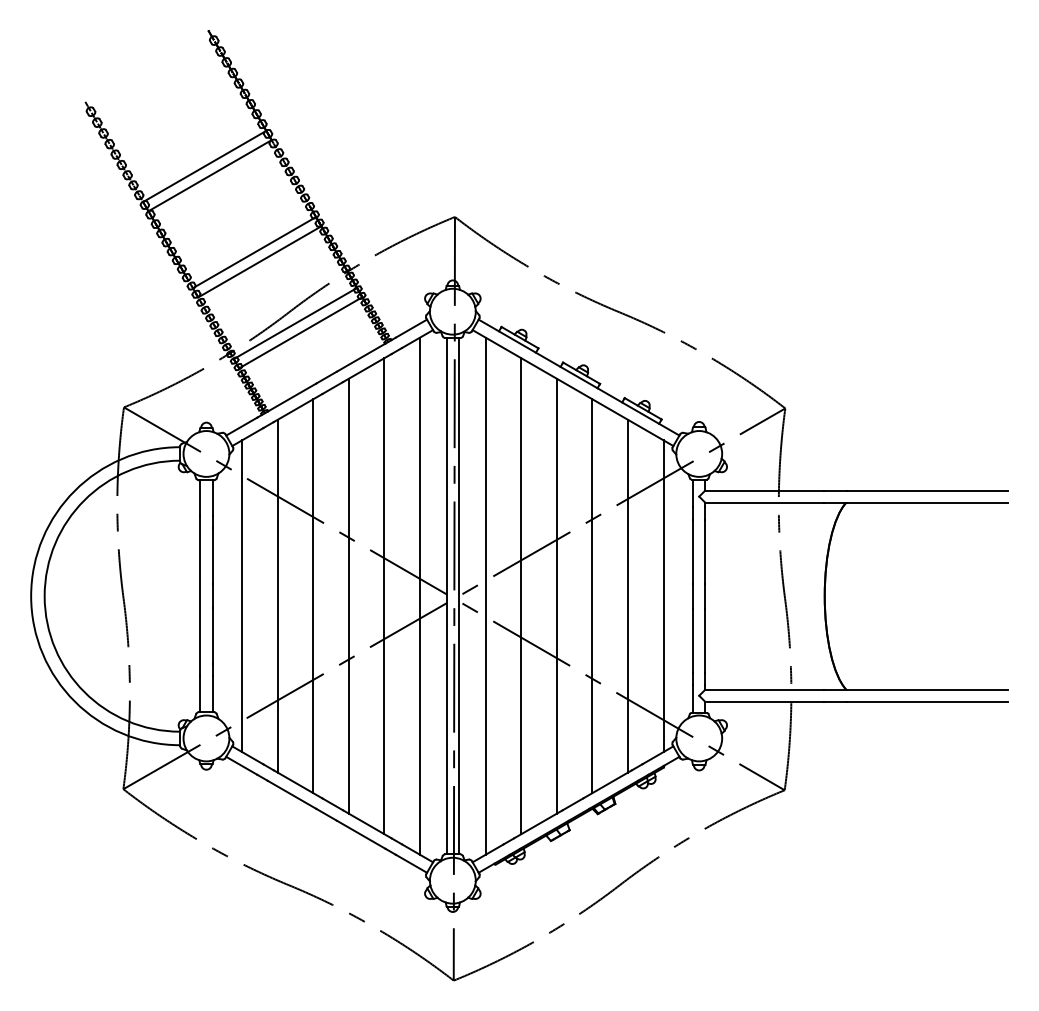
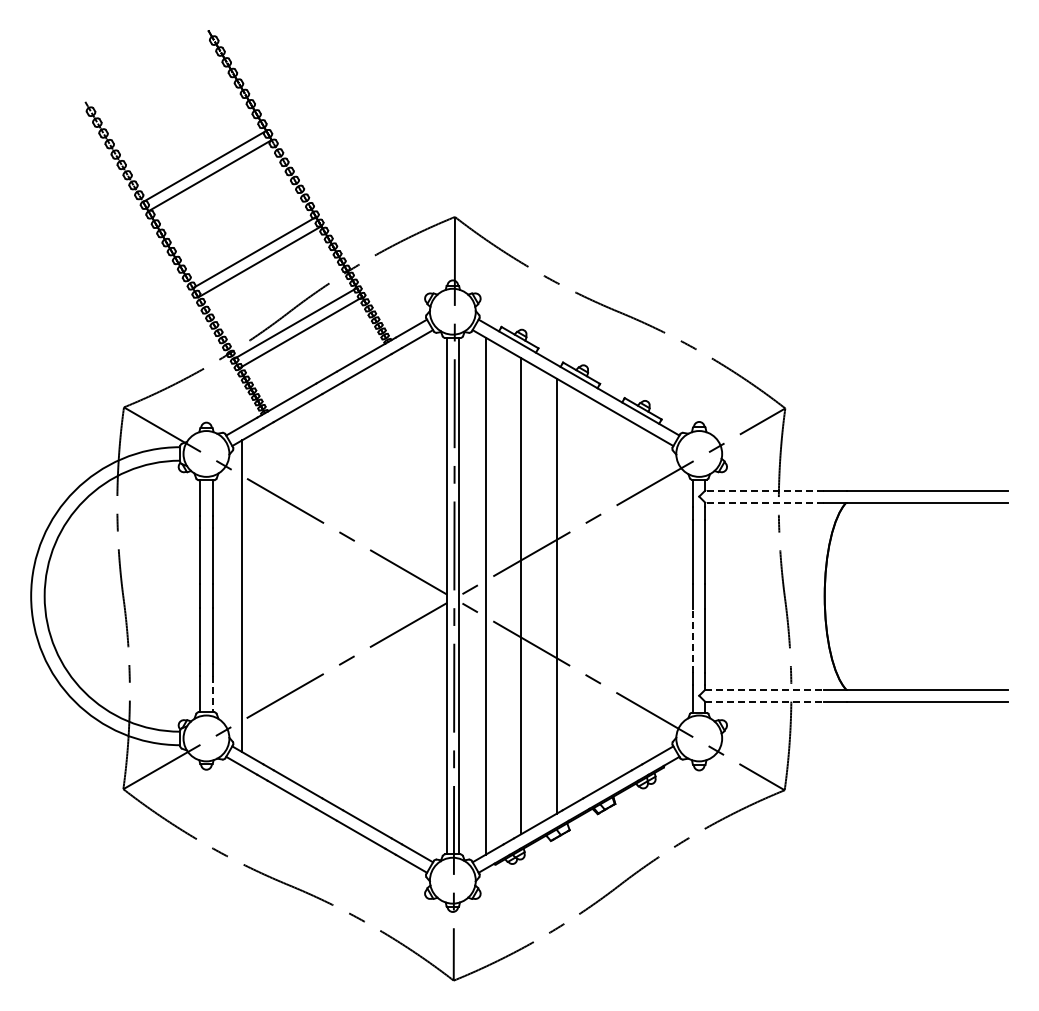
line: solid -> dashed (763, 490)
line: solid -> dashed (763, 502)
line: present -> none (277, 595)
line: present -> none (348, 595)
line: present -> none (419, 595)
line: present -> none (628, 595)
line: present -> none (313, 596)
line: present -> none (384, 596)
line: present -> none (592, 596)
line: present -> none (663, 596)
line: solid -> dashed (693, 640)
line: solid -> dashed (764, 689)
line: solid -> dashed (212, 694)
line: solid -> dashed (764, 701)
